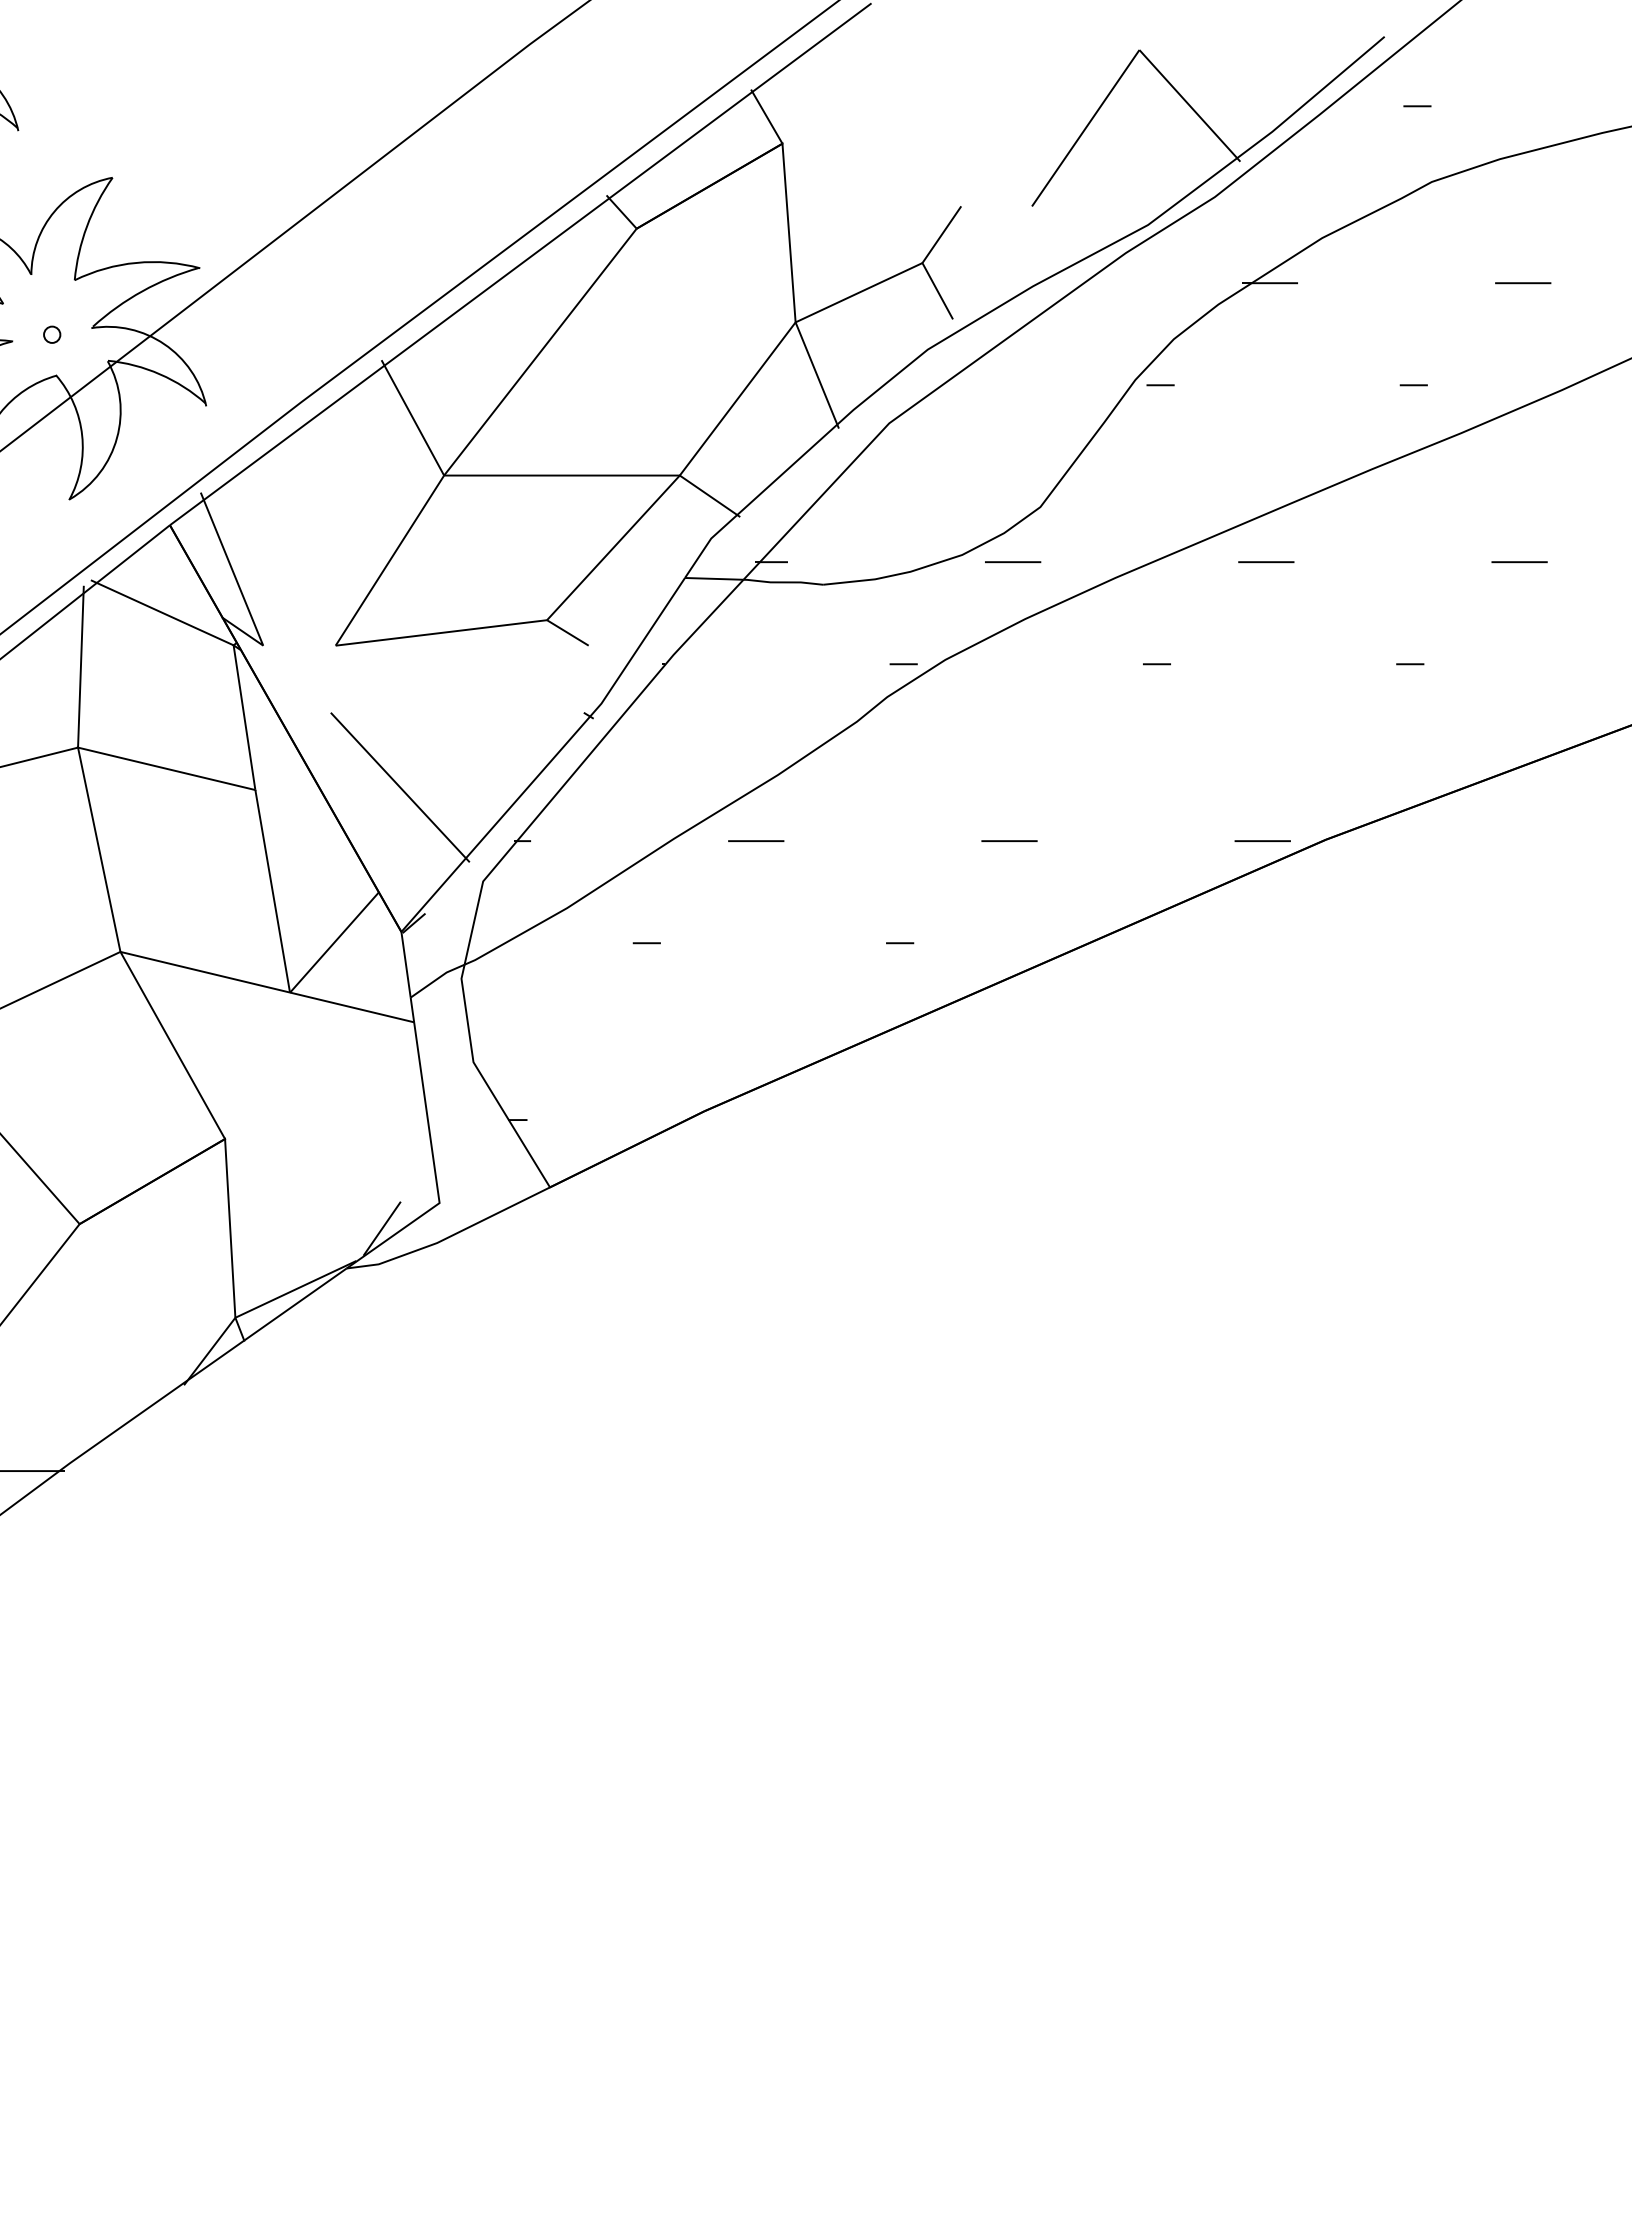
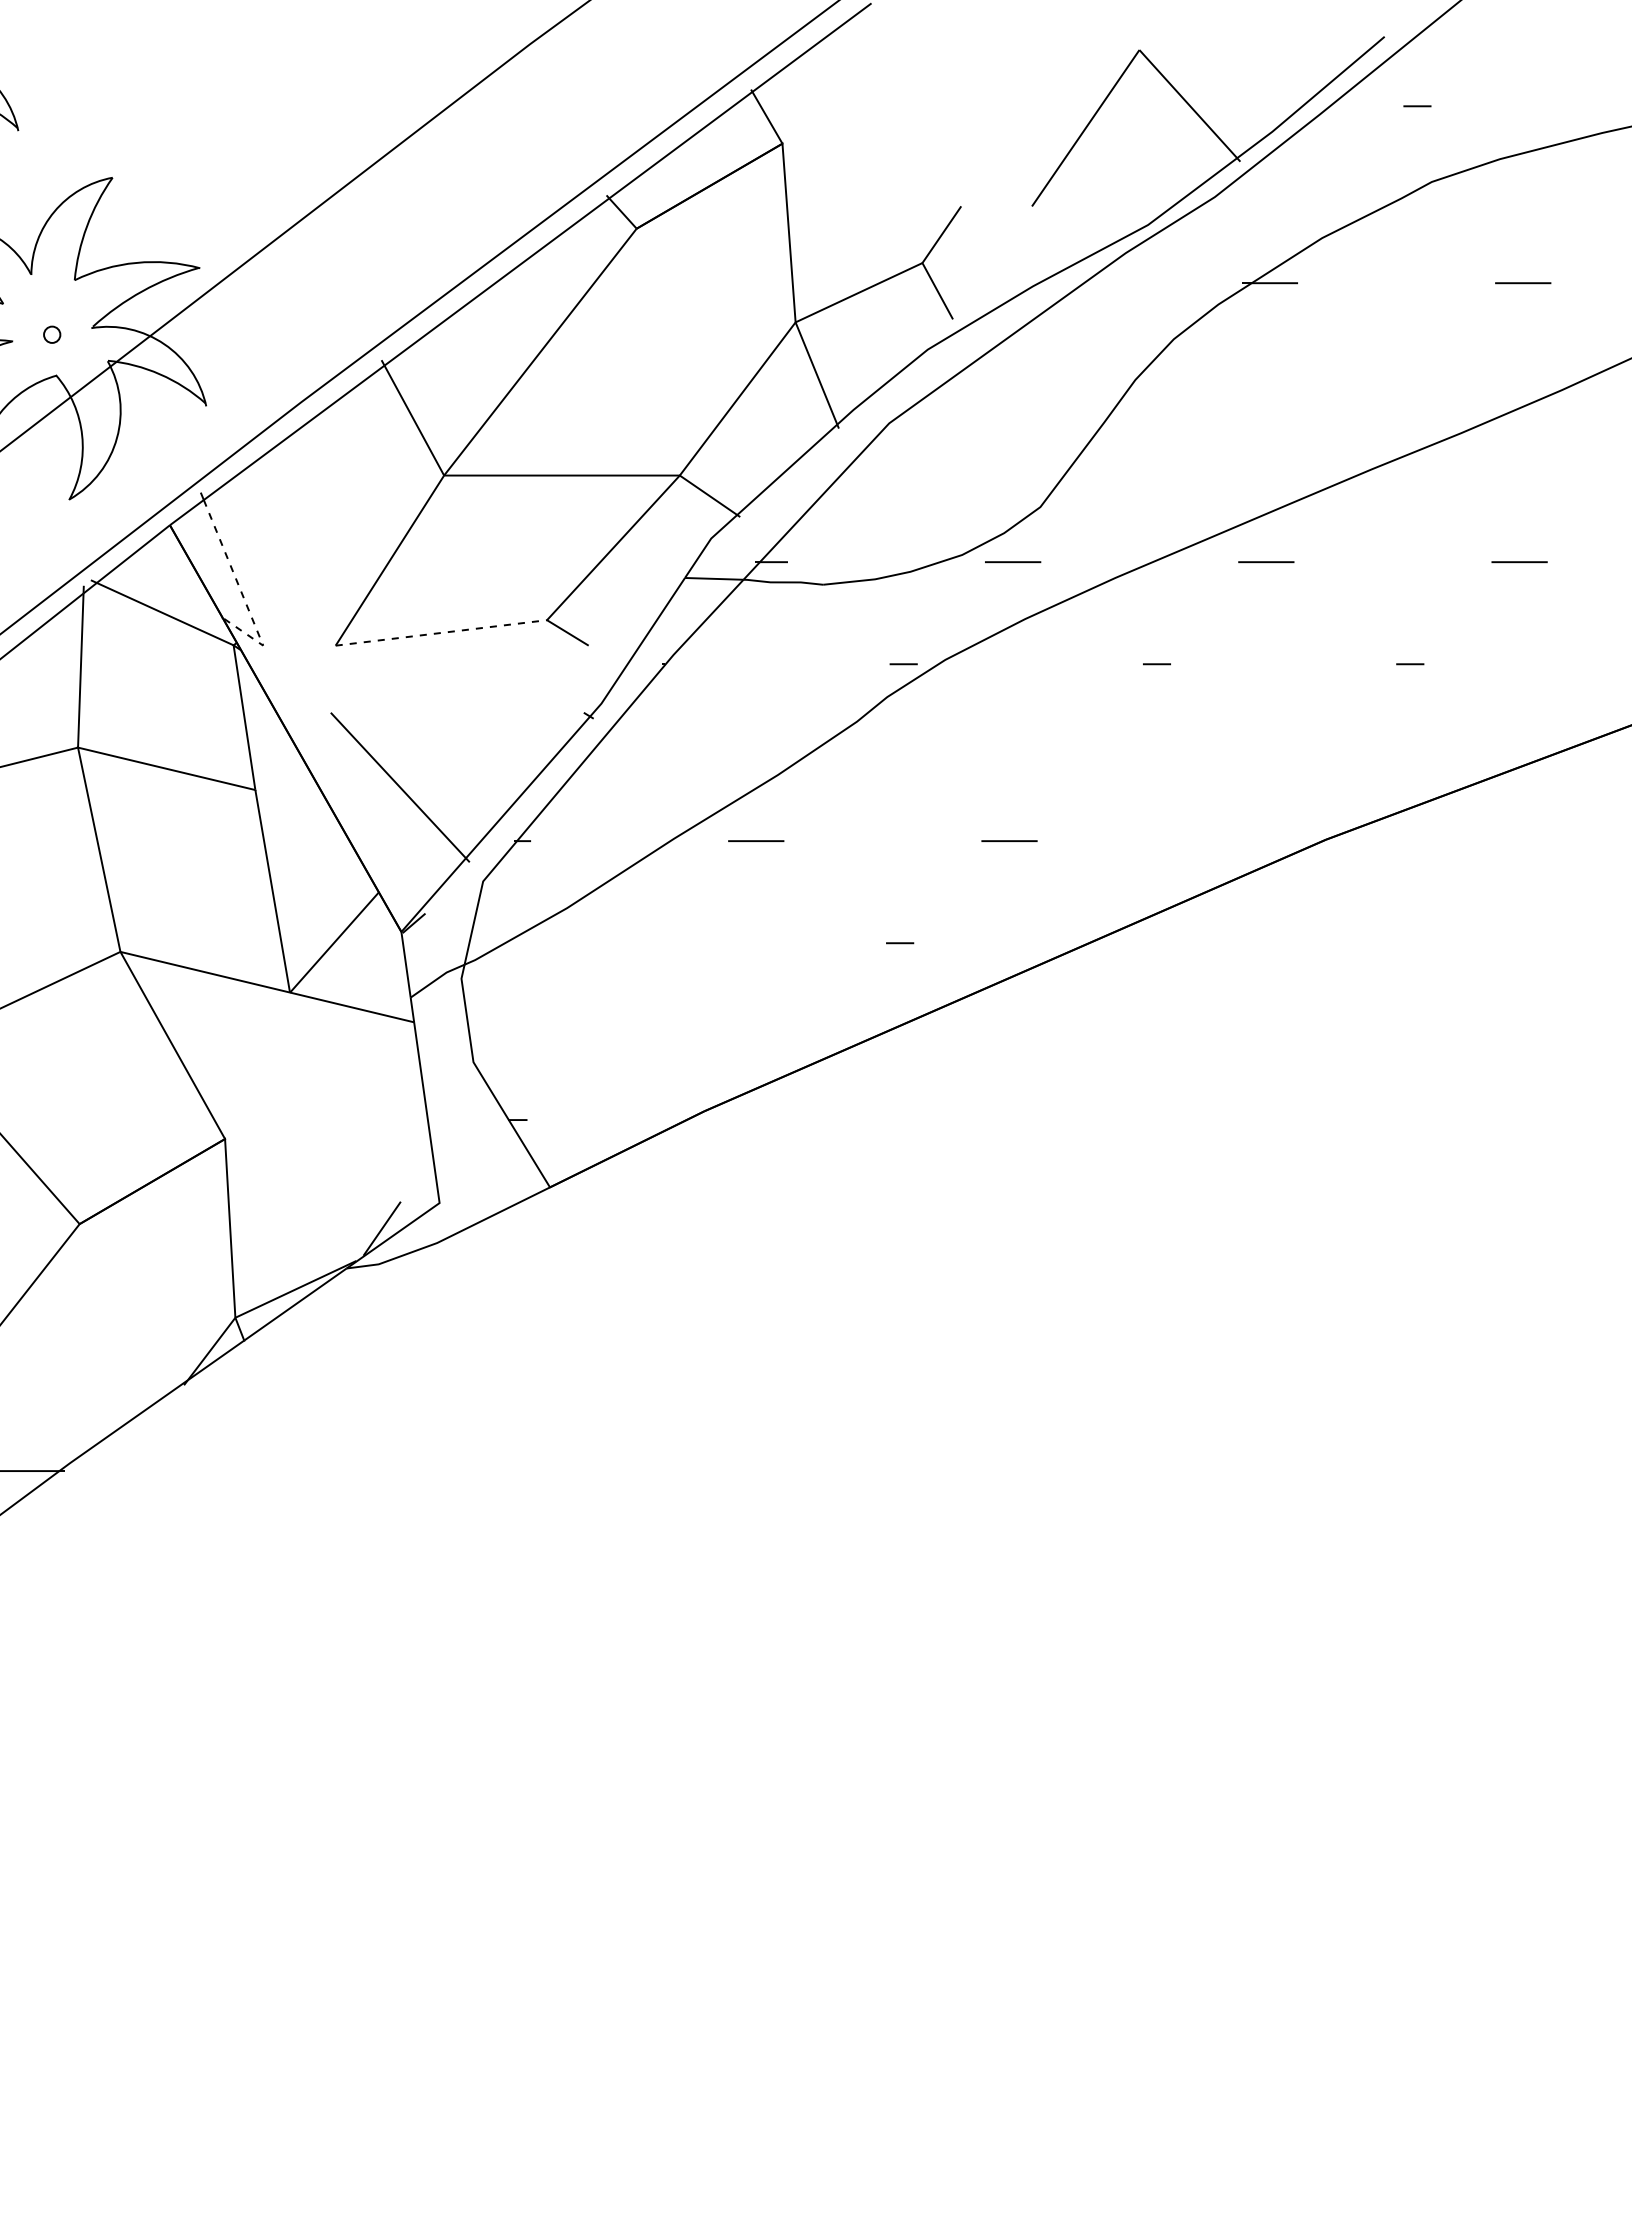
line: present -> none (1160, 385)
line: present -> none (1413, 385)
line: solid -> dashed (243, 596)
line: solid -> dashed (441, 632)
line: present -> none (1262, 840)
line: present -> none (646, 943)
